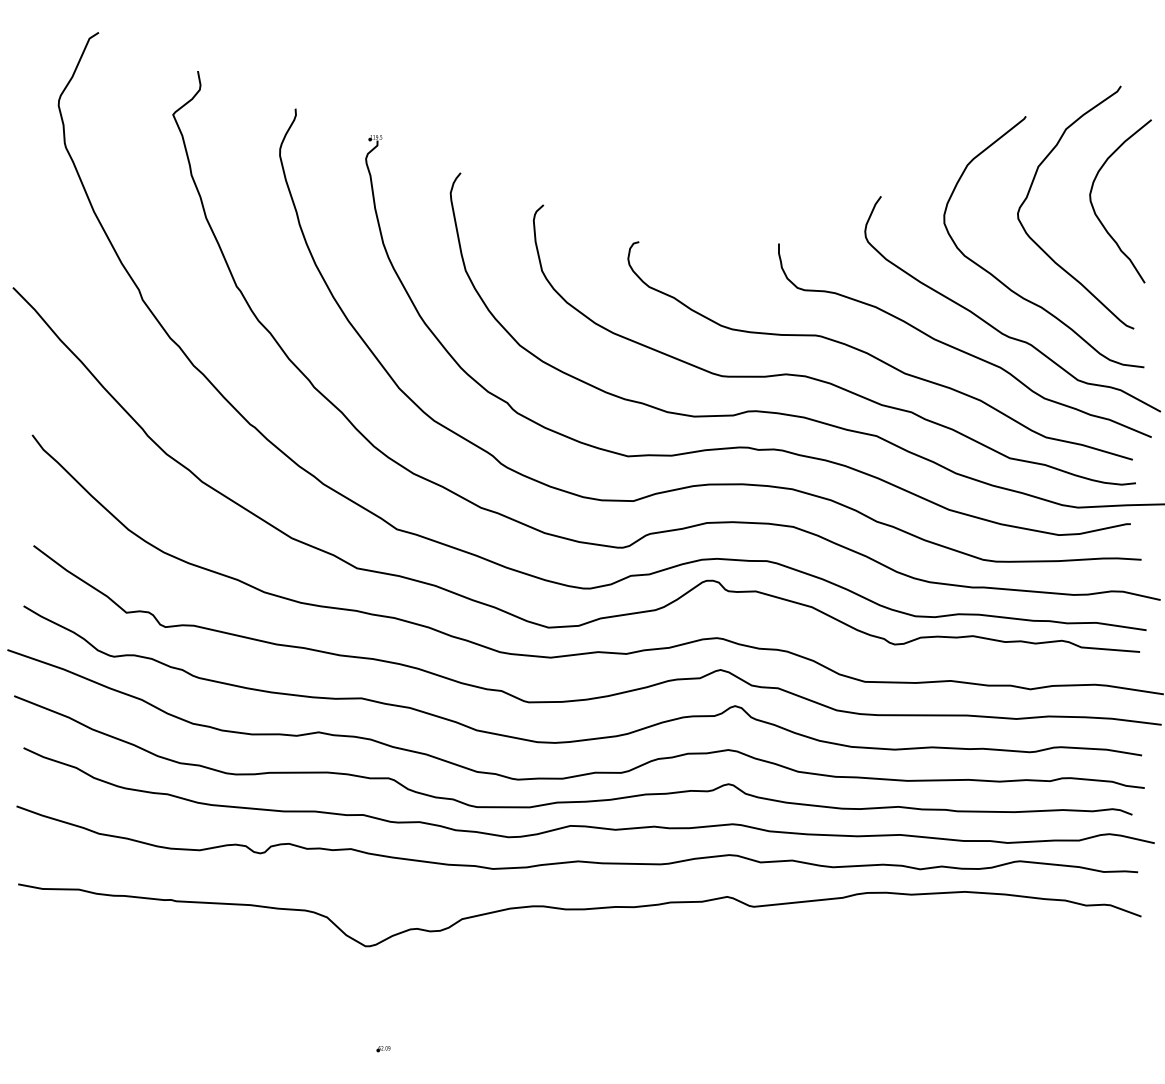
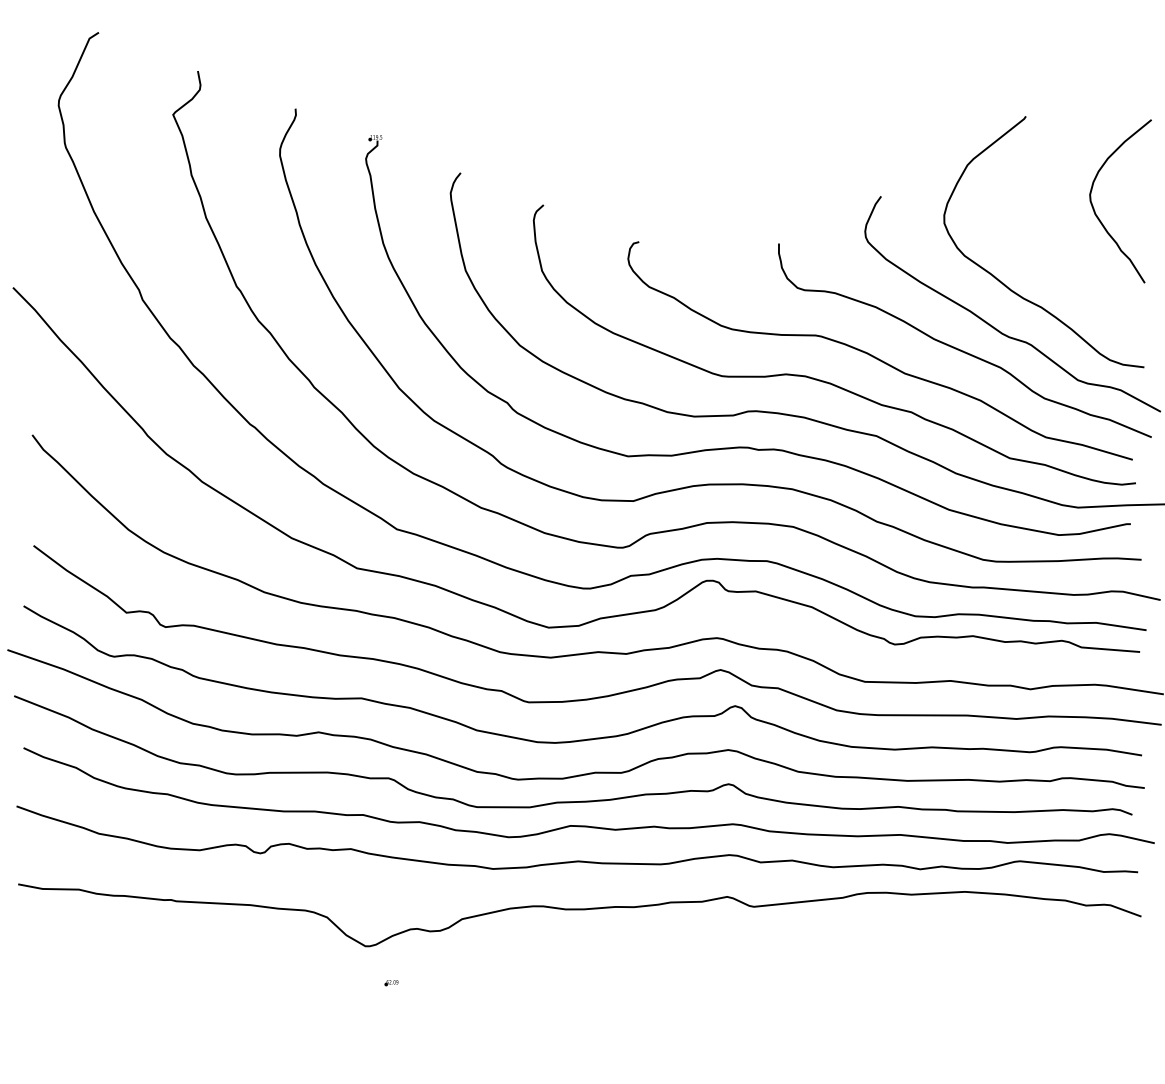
curve: present -> none (1031, 188)
part position: (383, 1049) -> (391, 983) (391, 983)
